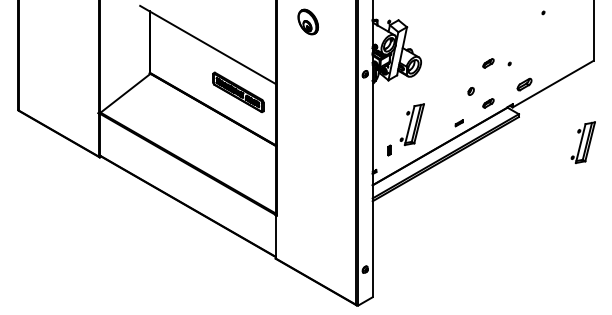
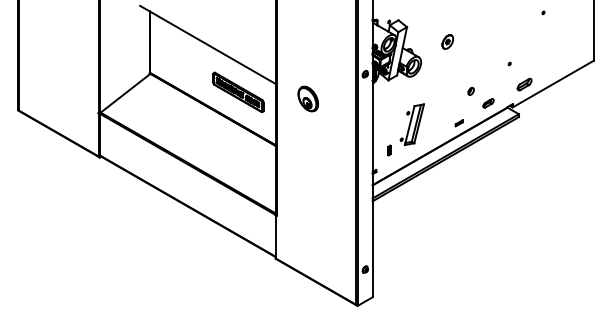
part position: (307, 21) -> (307, 98) (307, 98)
part: none -> present (447, 41)
part: present -> none (488, 63)
part: present -> none (582, 142)
